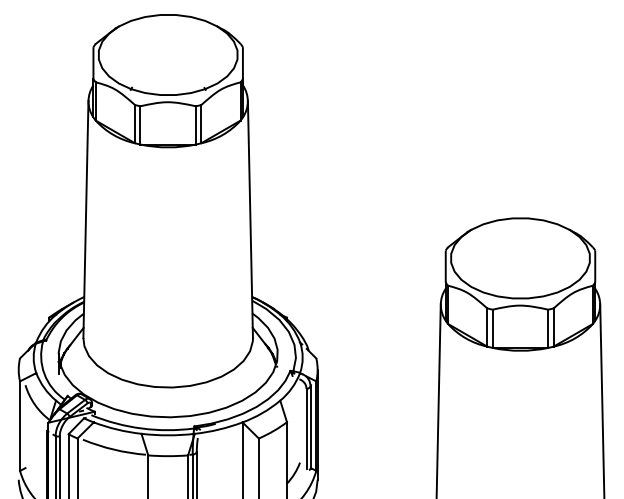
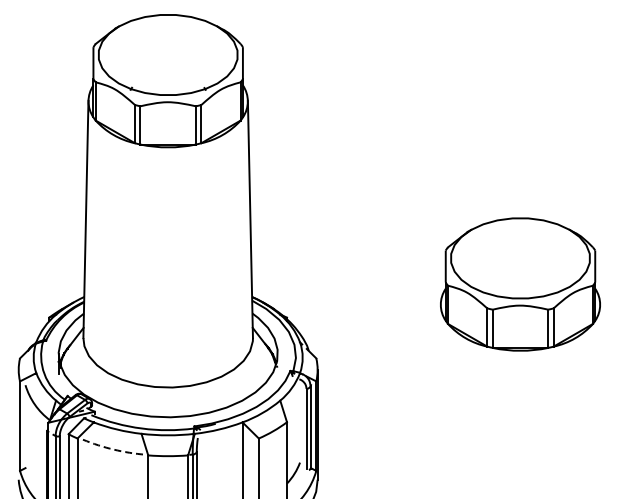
line: present -> none (438, 399)
line: present -> none (602, 399)
arc: solid -> dashed (113, 449)
